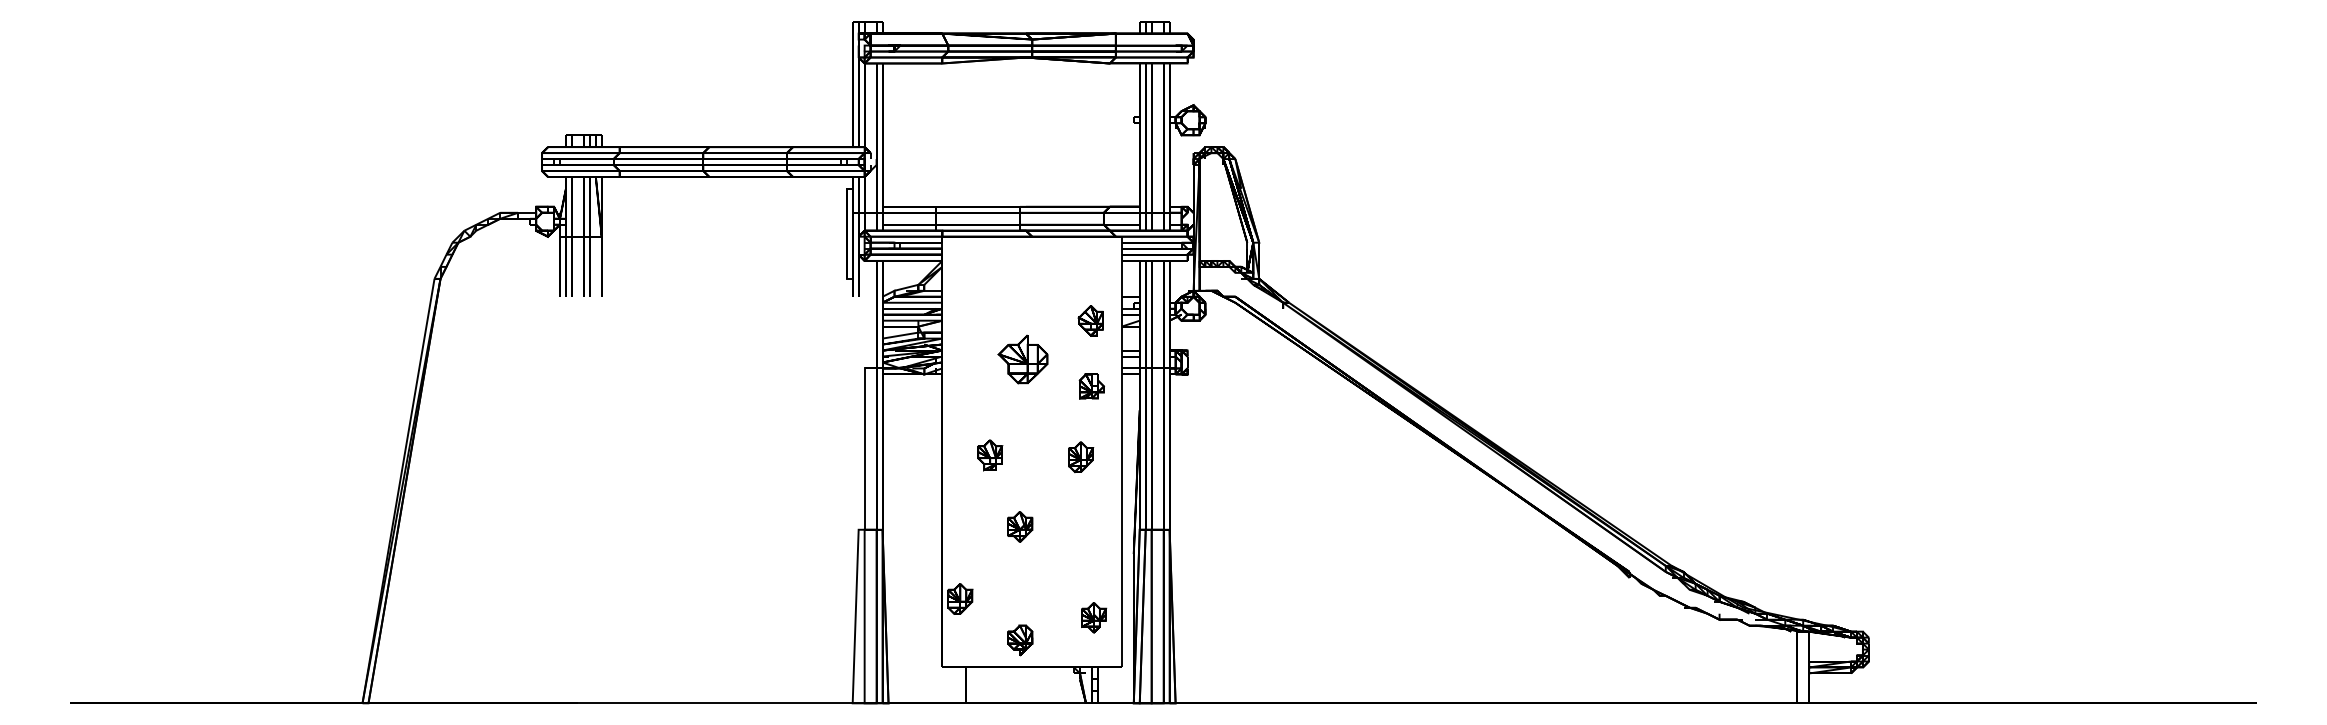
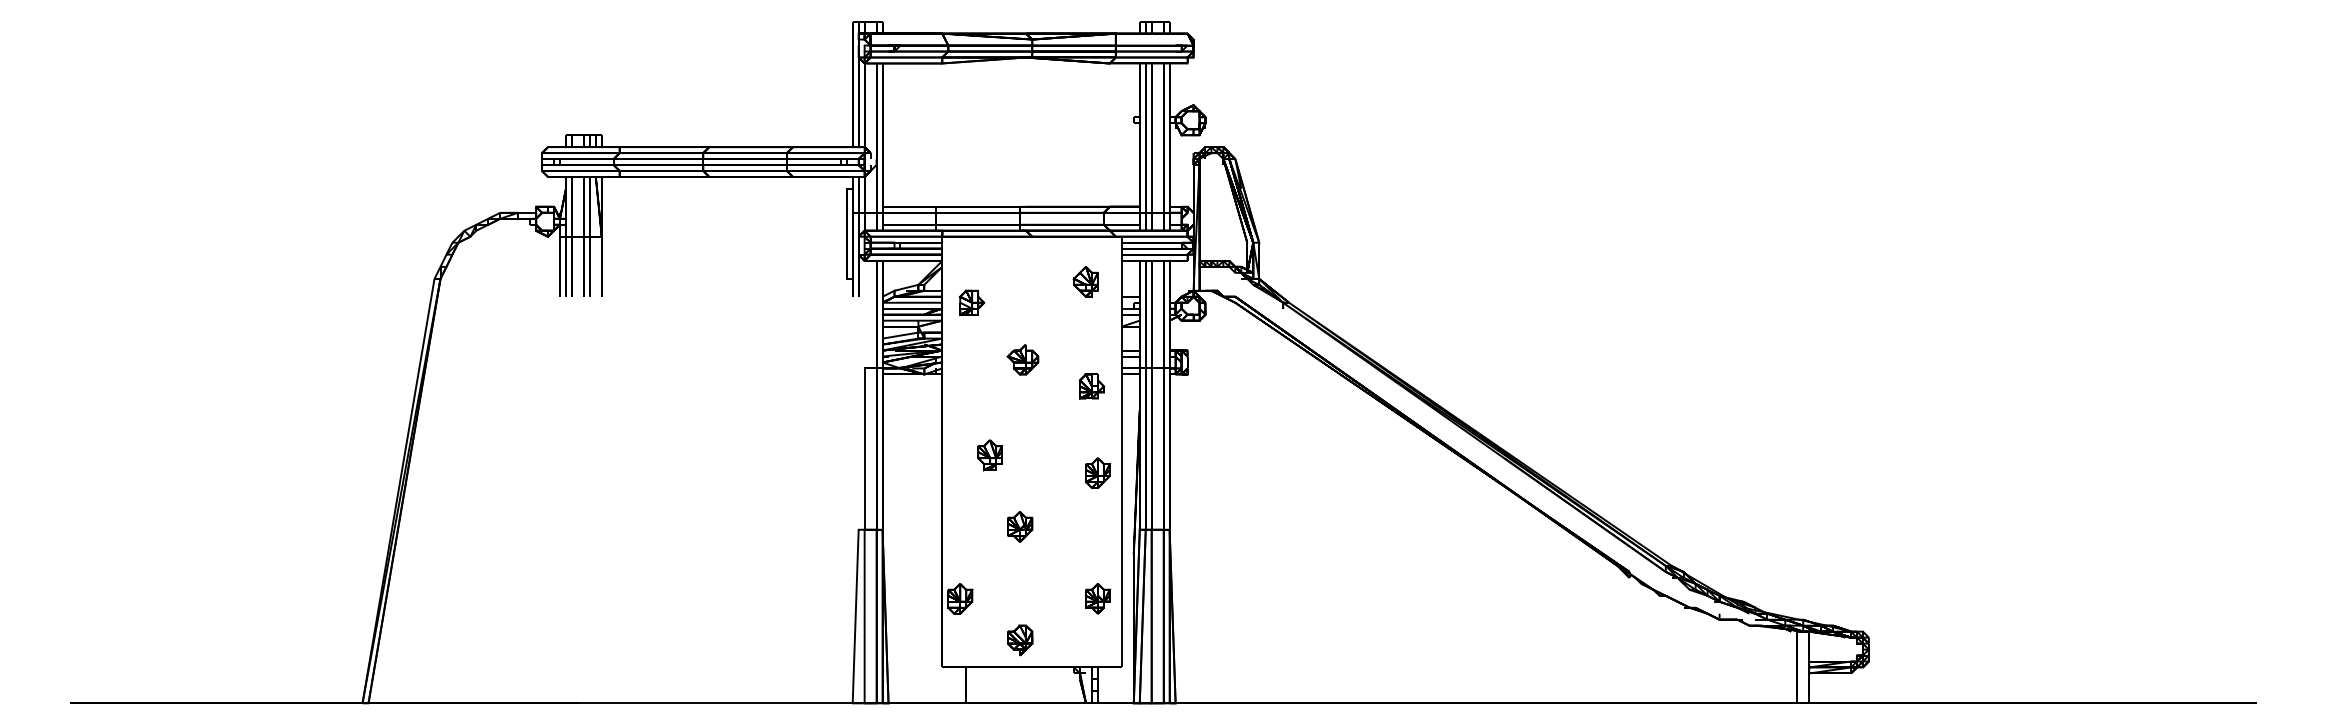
part: none -> present (972, 302)
part position: (1090, 320) -> (1085, 281) (1085, 281)
part size: 52x51 px -> 34x32 px (1022, 359)
part position: (1081, 456) -> (1098, 472) (1098, 472)
part position: (1094, 617) -> (1098, 598) (1098, 598)
